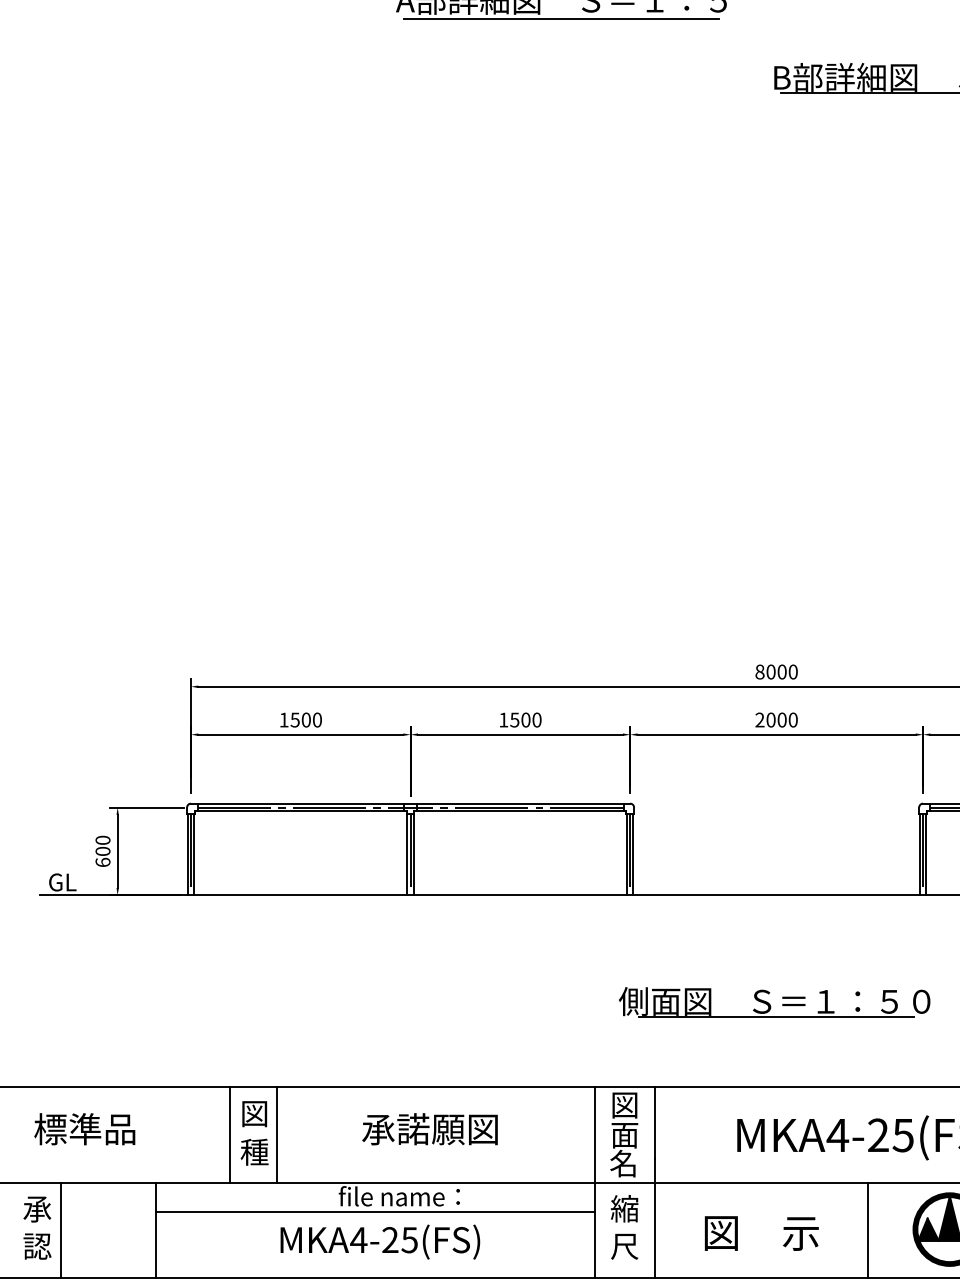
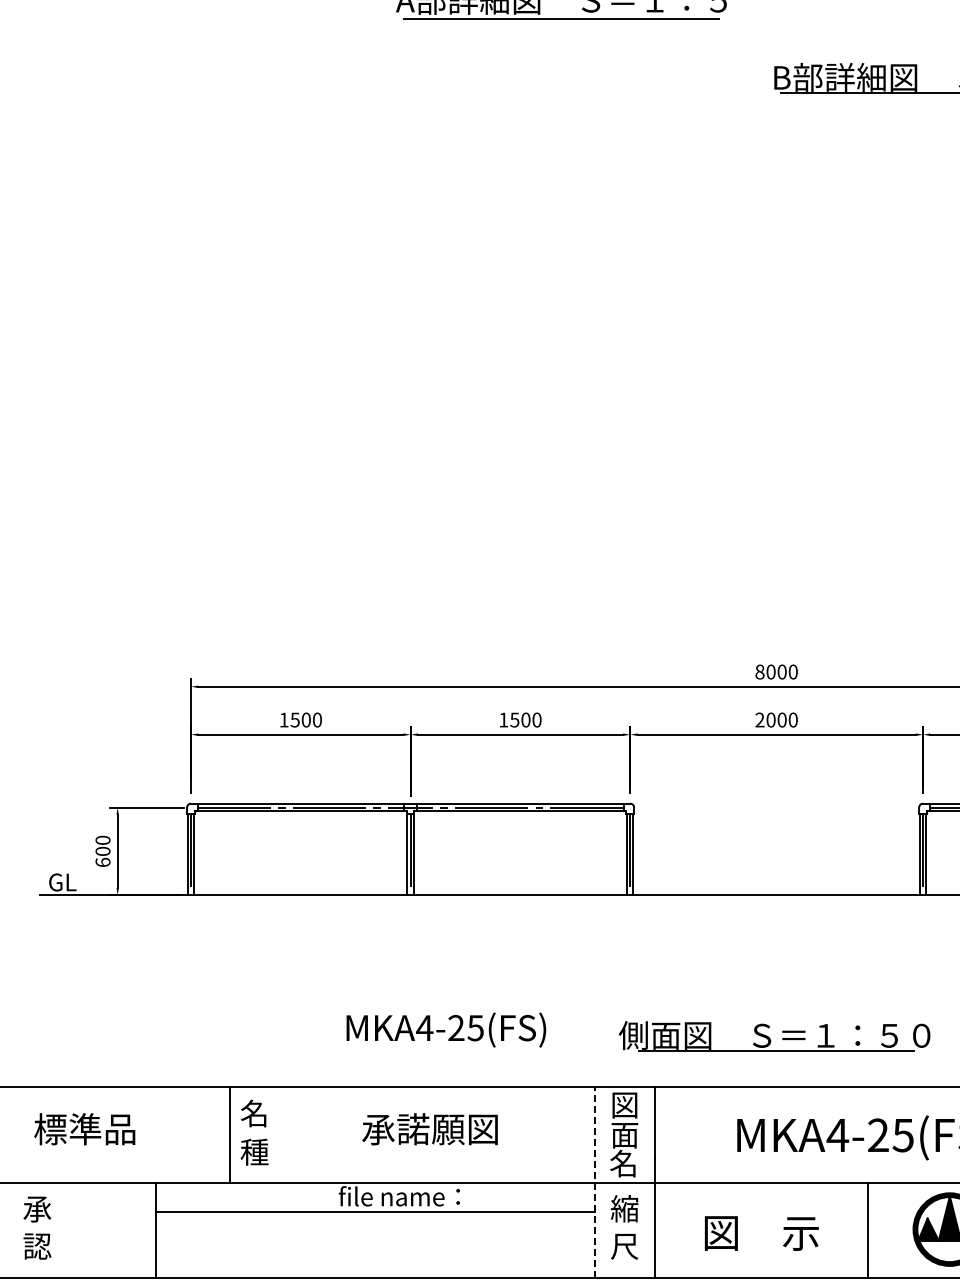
part position: (774, 1002) -> (774, 1036) (774, 1036)
text: 図 -> 名 (254, 1113)
line: present -> none (277, 1134)
line: solid -> dashed (595, 1182)
line: present -> none (60, 1229)
text position: (380, 1241) -> (446, 1029) (446, 1029)
